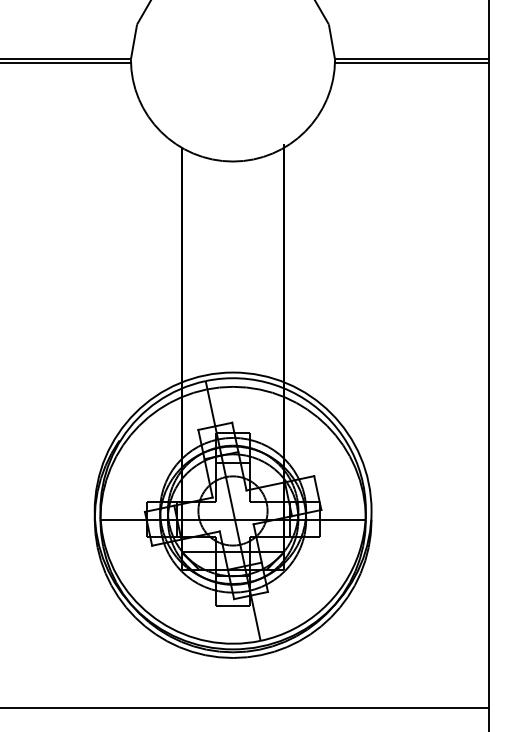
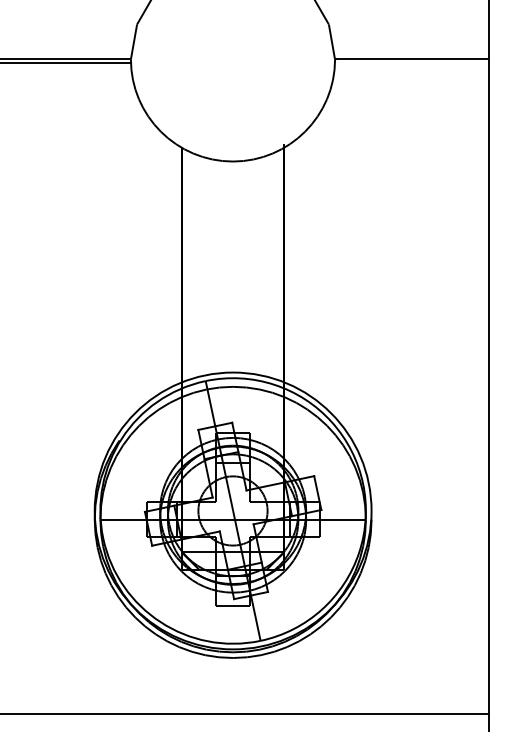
line: present -> none (411, 63)
line position: (245, 708) -> (245, 714) (245, 714)
